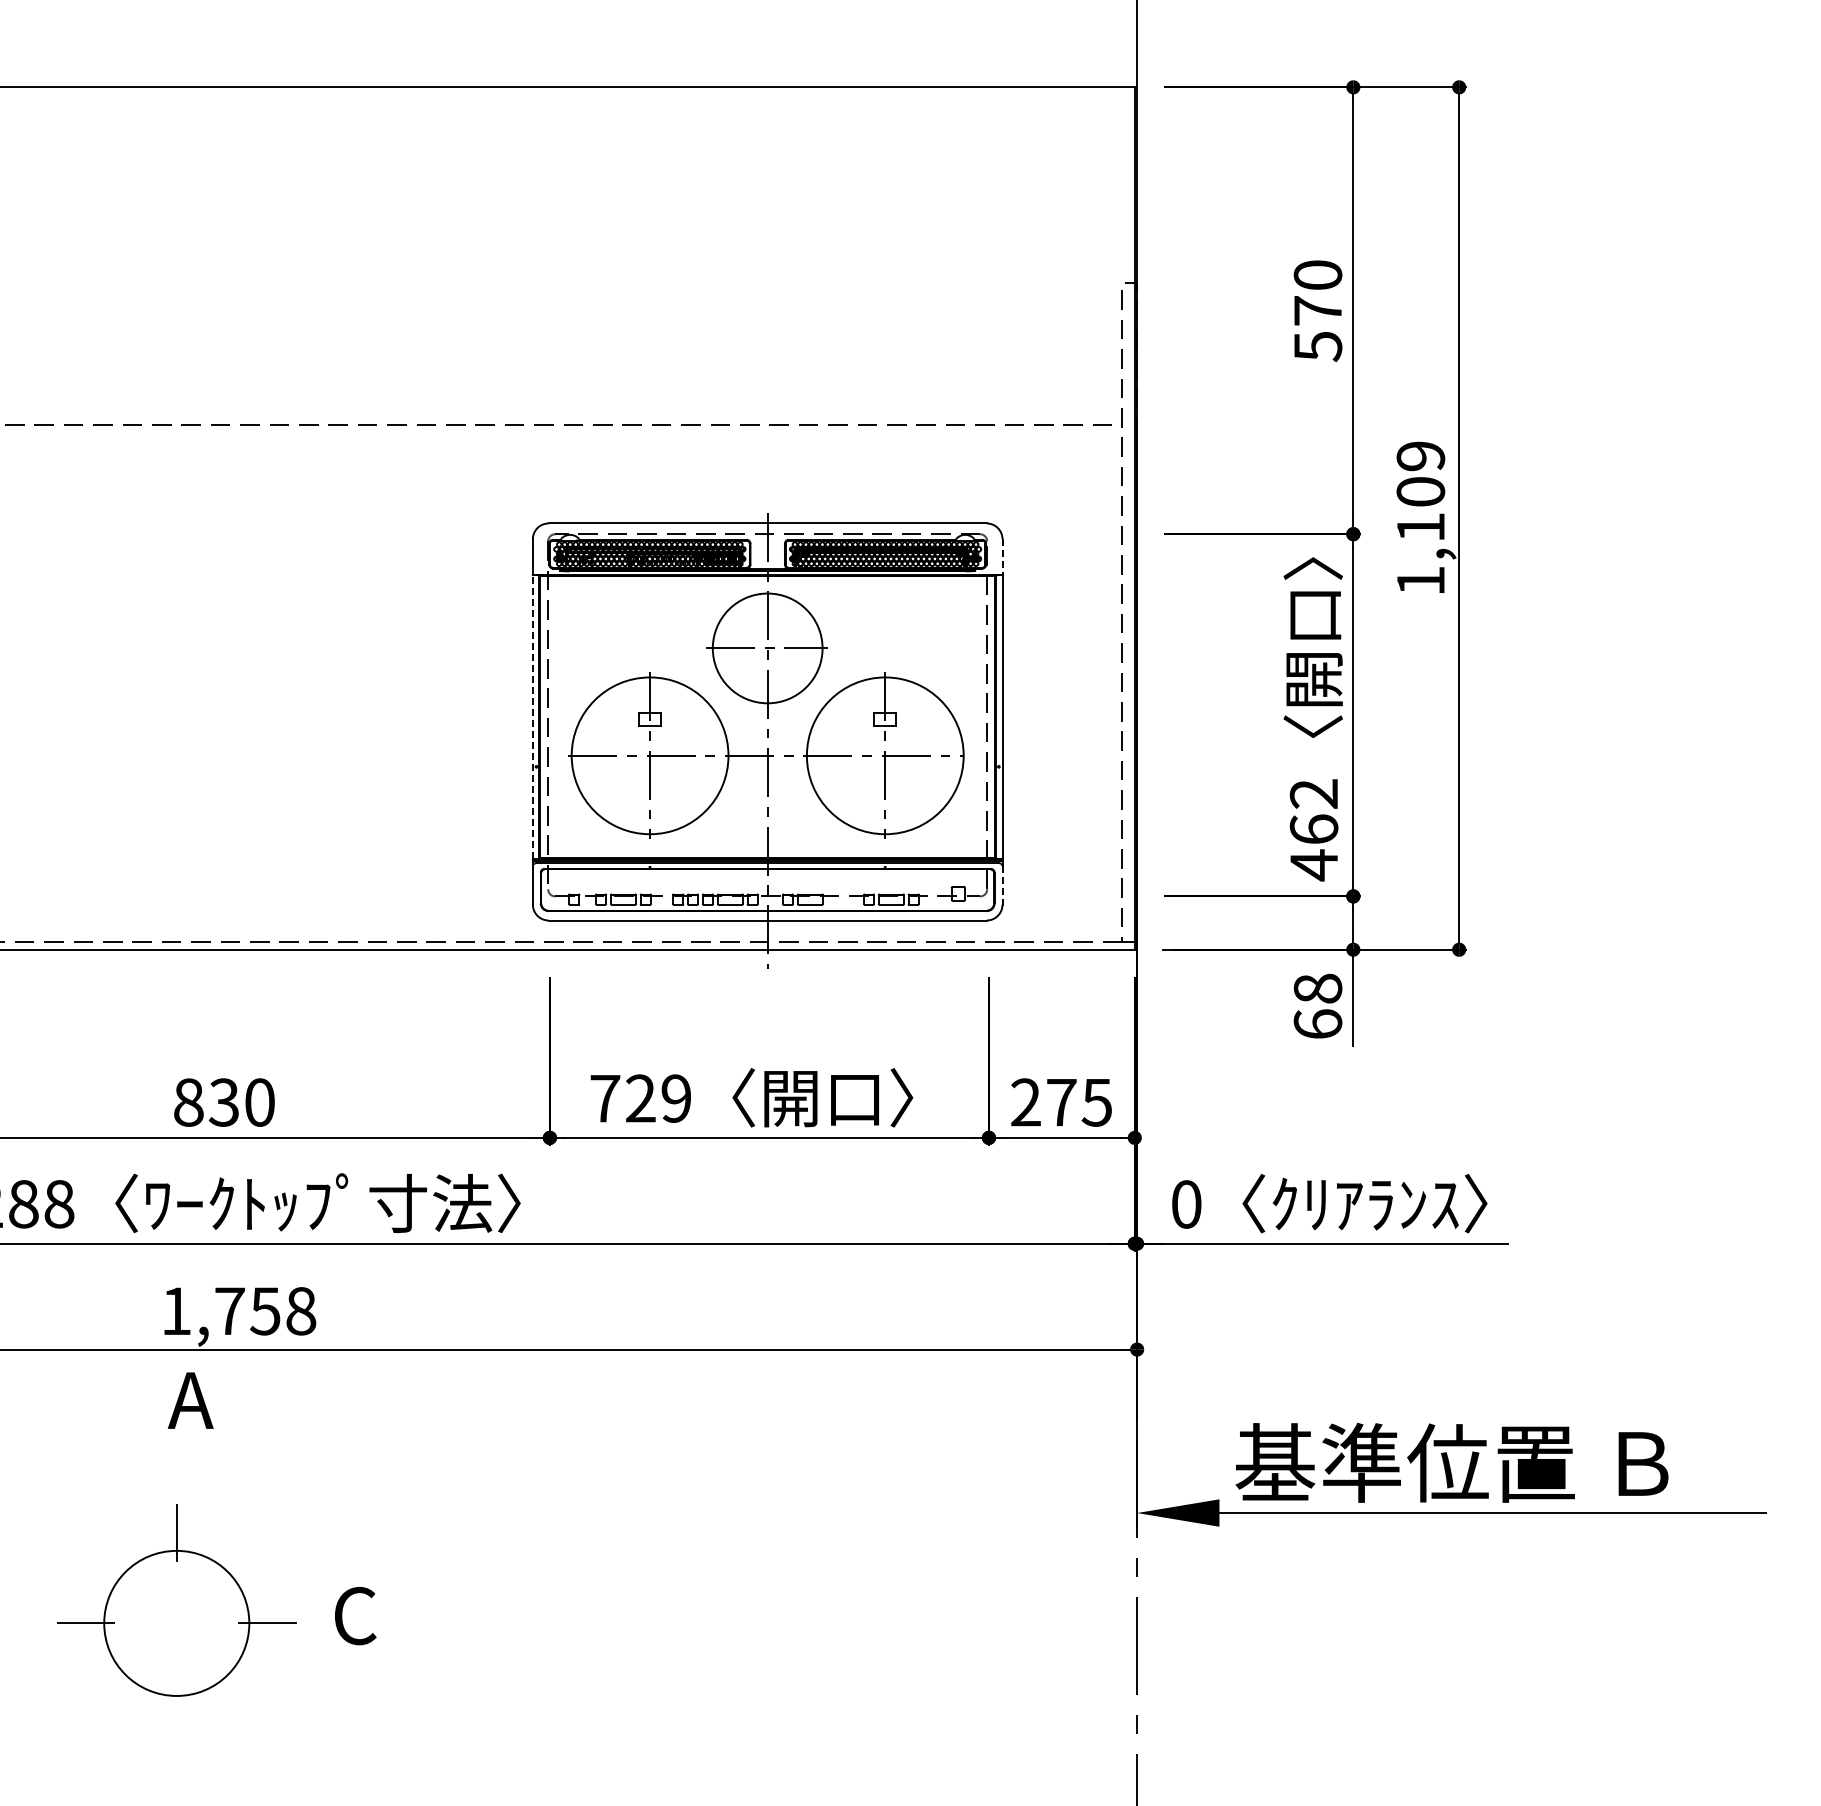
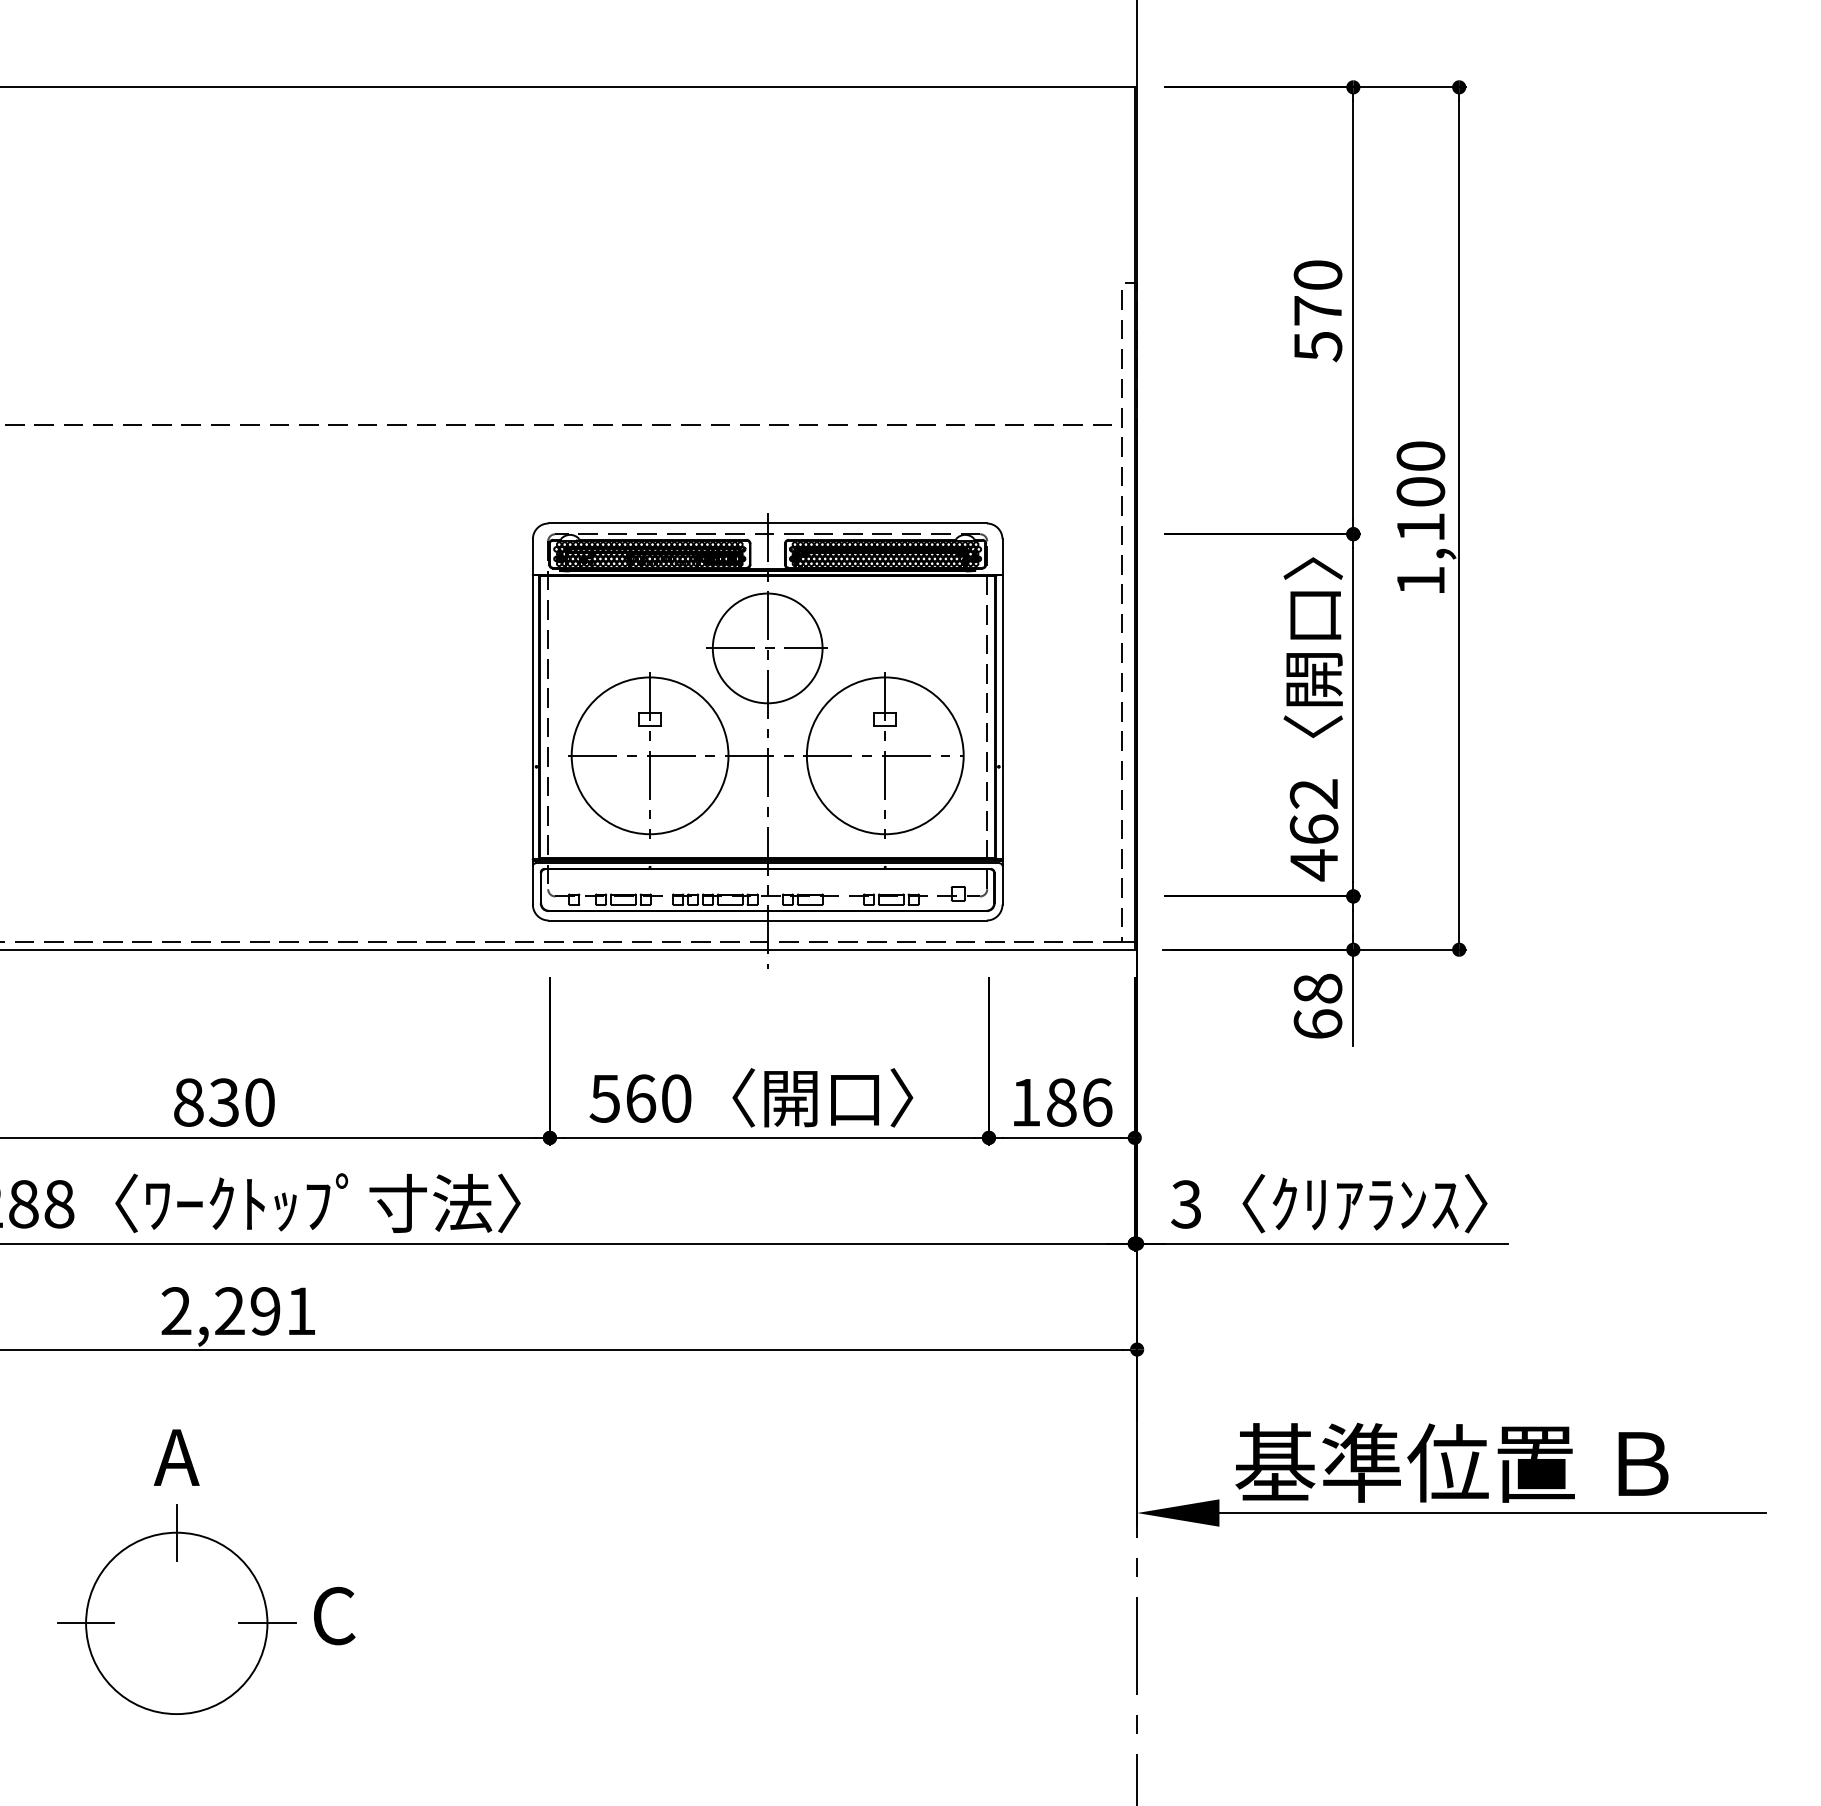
text: 1,109 -> 1,100 (1420, 456)
line: dashed -> solid (1002, 557)
line: dashed -> solid (532, 717)
line: dashed -> solid (1002, 884)
text: 729 -> 560 (640, 1098)
text: 275 -> 186 (1061, 1102)
text: 0 -> 3 (1186, 1204)
text: 1,758 -> 2,291 (238, 1311)
text position: (190, 1400) -> (176, 1457) (176, 1457)
text position: (355, 1616) -> (334, 1616) (334, 1616)
circle diameter: 145 px -> 181 px (176, 1623)
